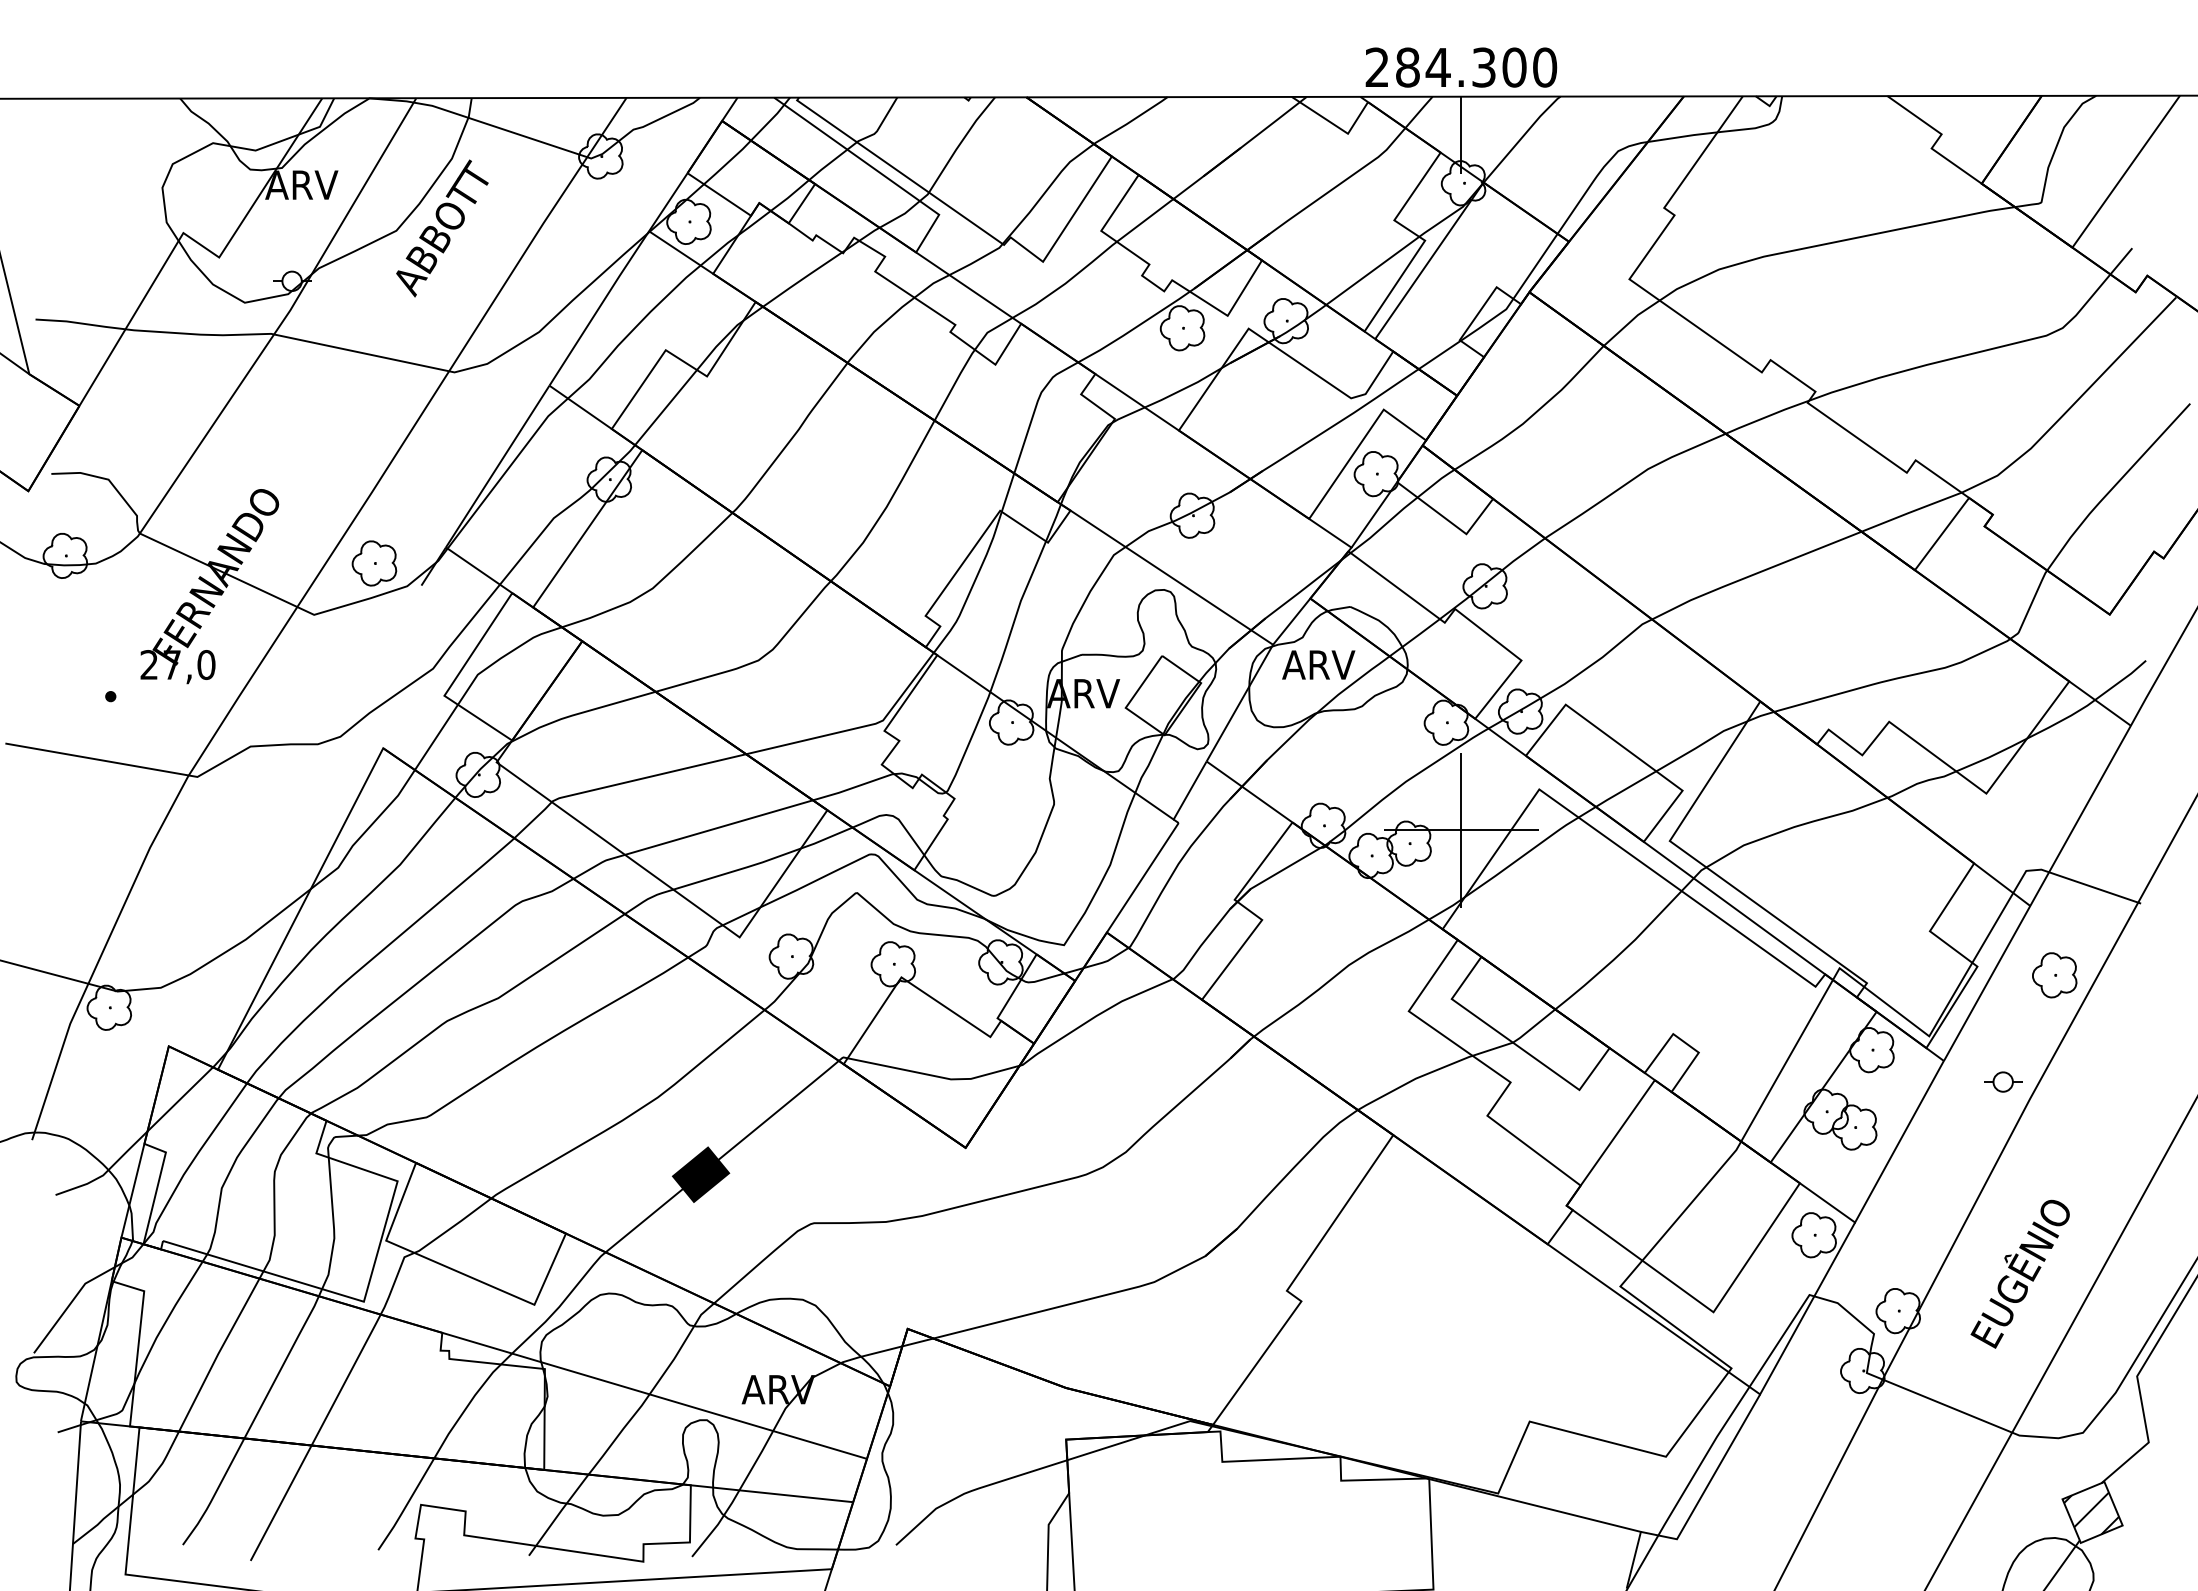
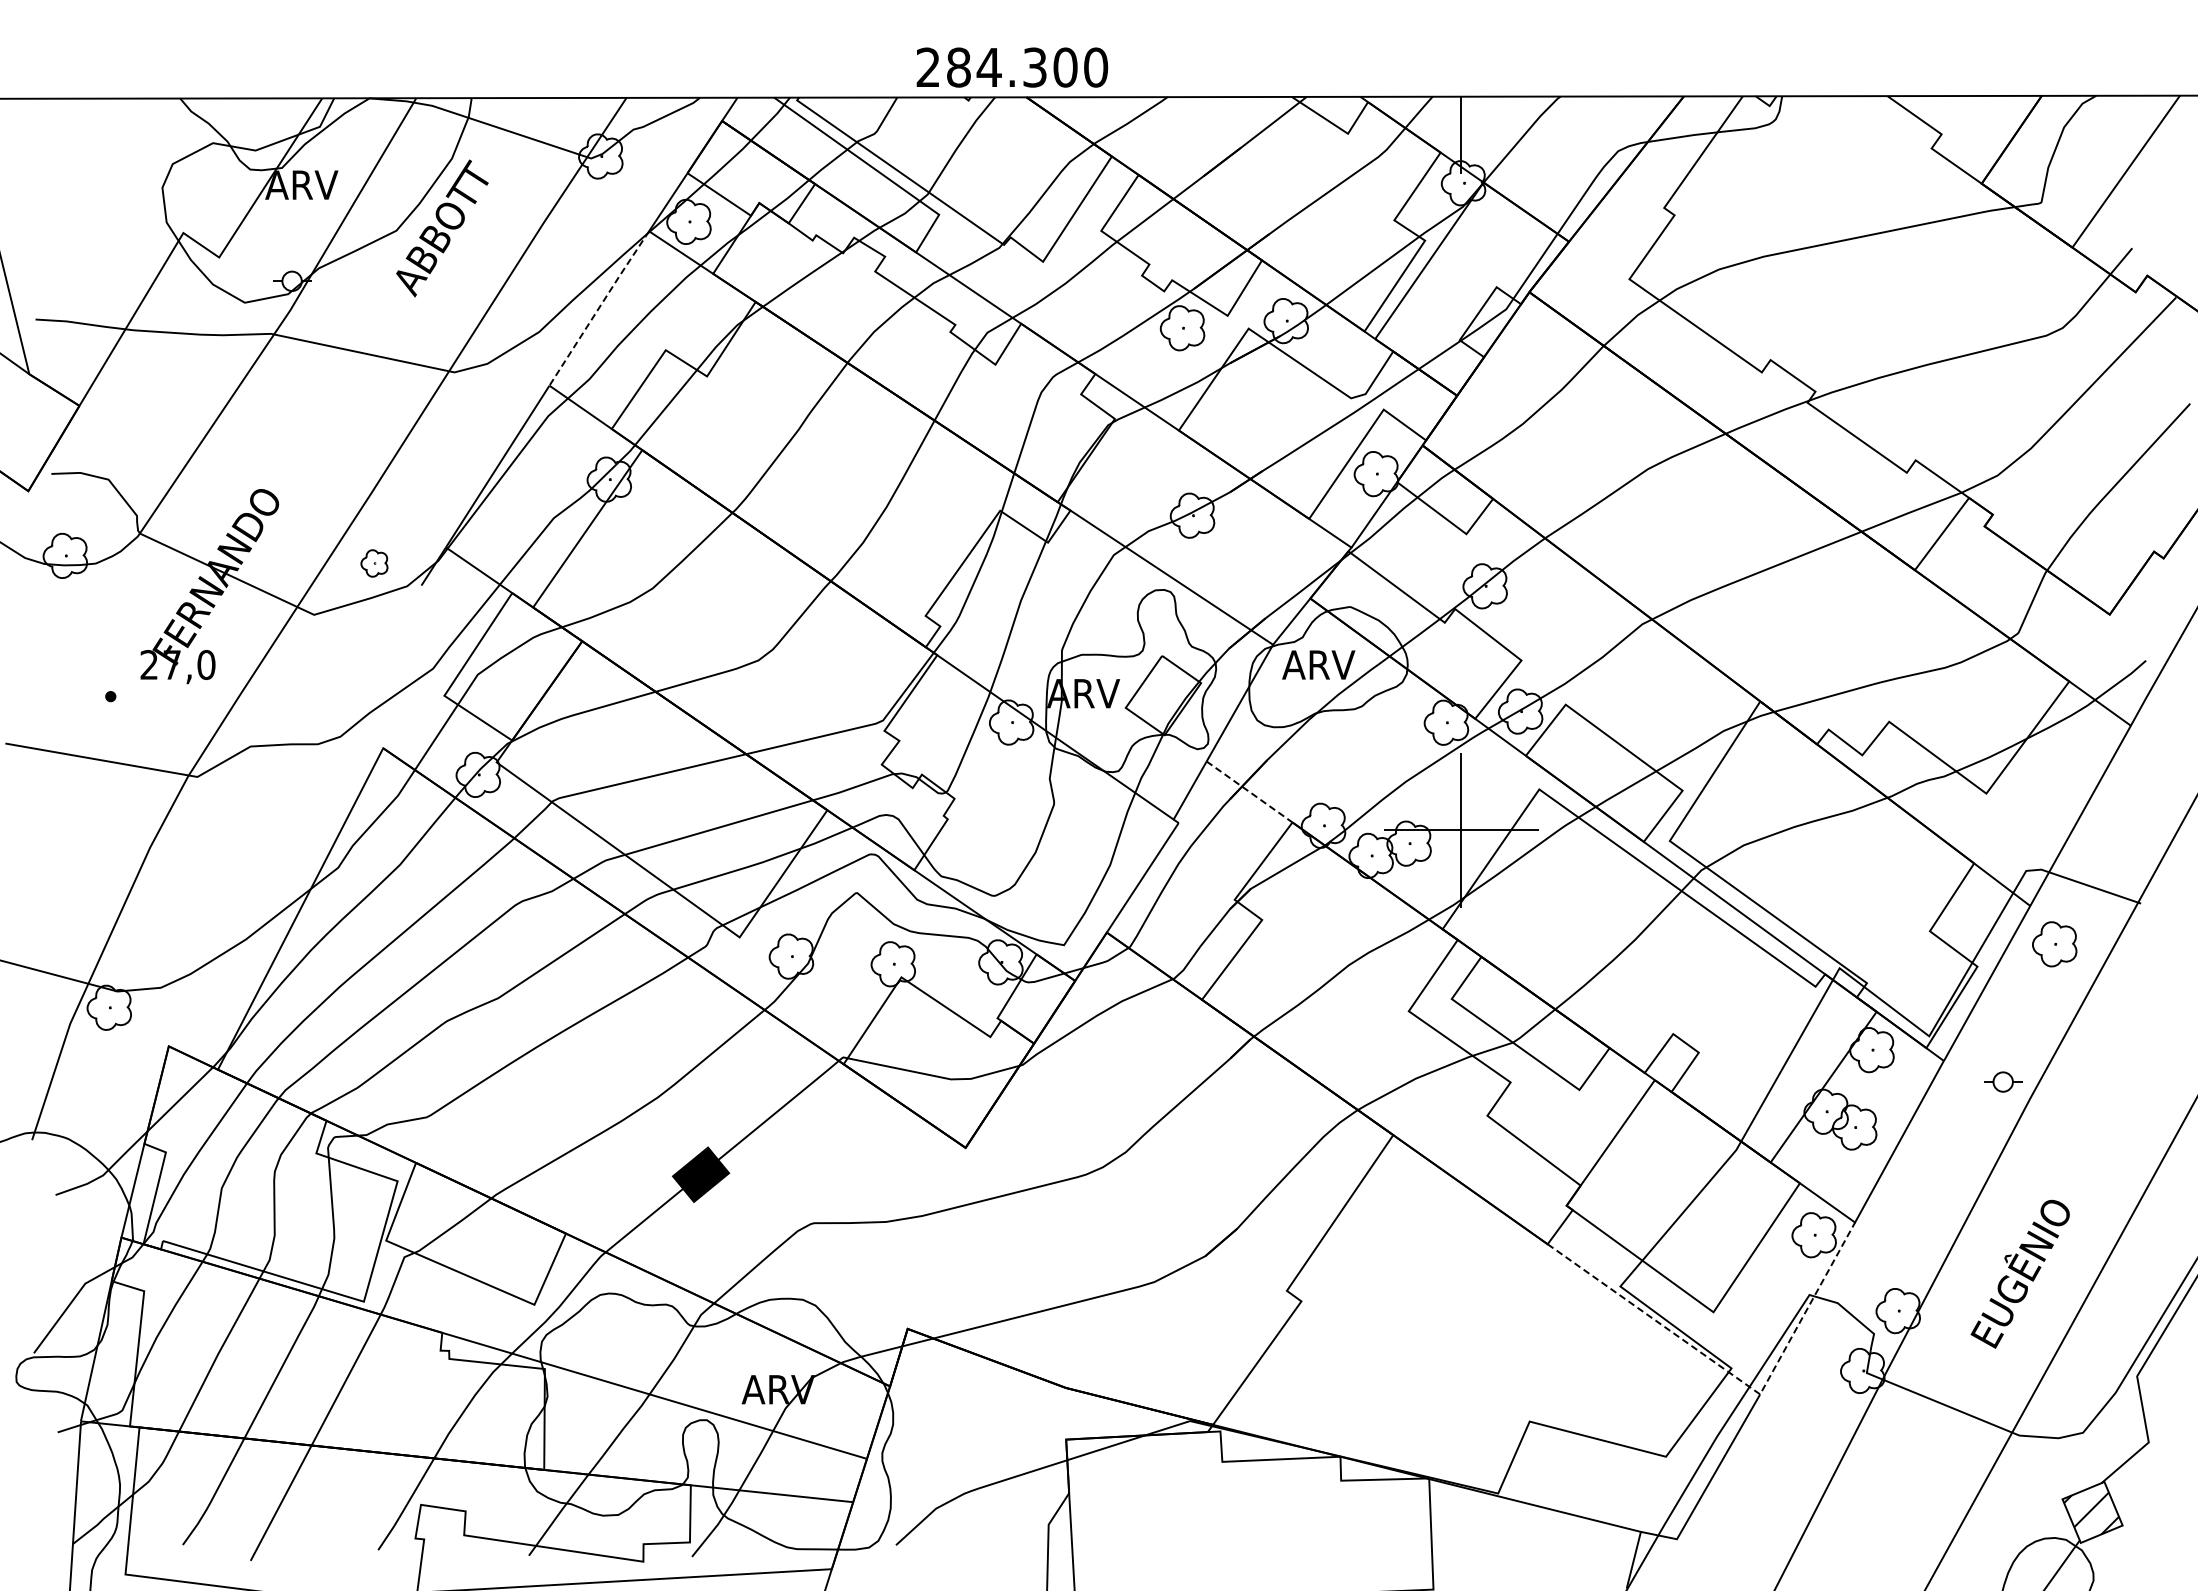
text position: (1461, 67) -> (1012, 67) (1012, 67)
line: solid -> dashed (599, 307)
part size: 47x47 px -> 29x29 px (374, 563)
line: solid -> dashed (1249, 791)
part position: (2054, 975) -> (2054, 944) (2054, 944)
line: solid -> dashed (1734, 1376)
